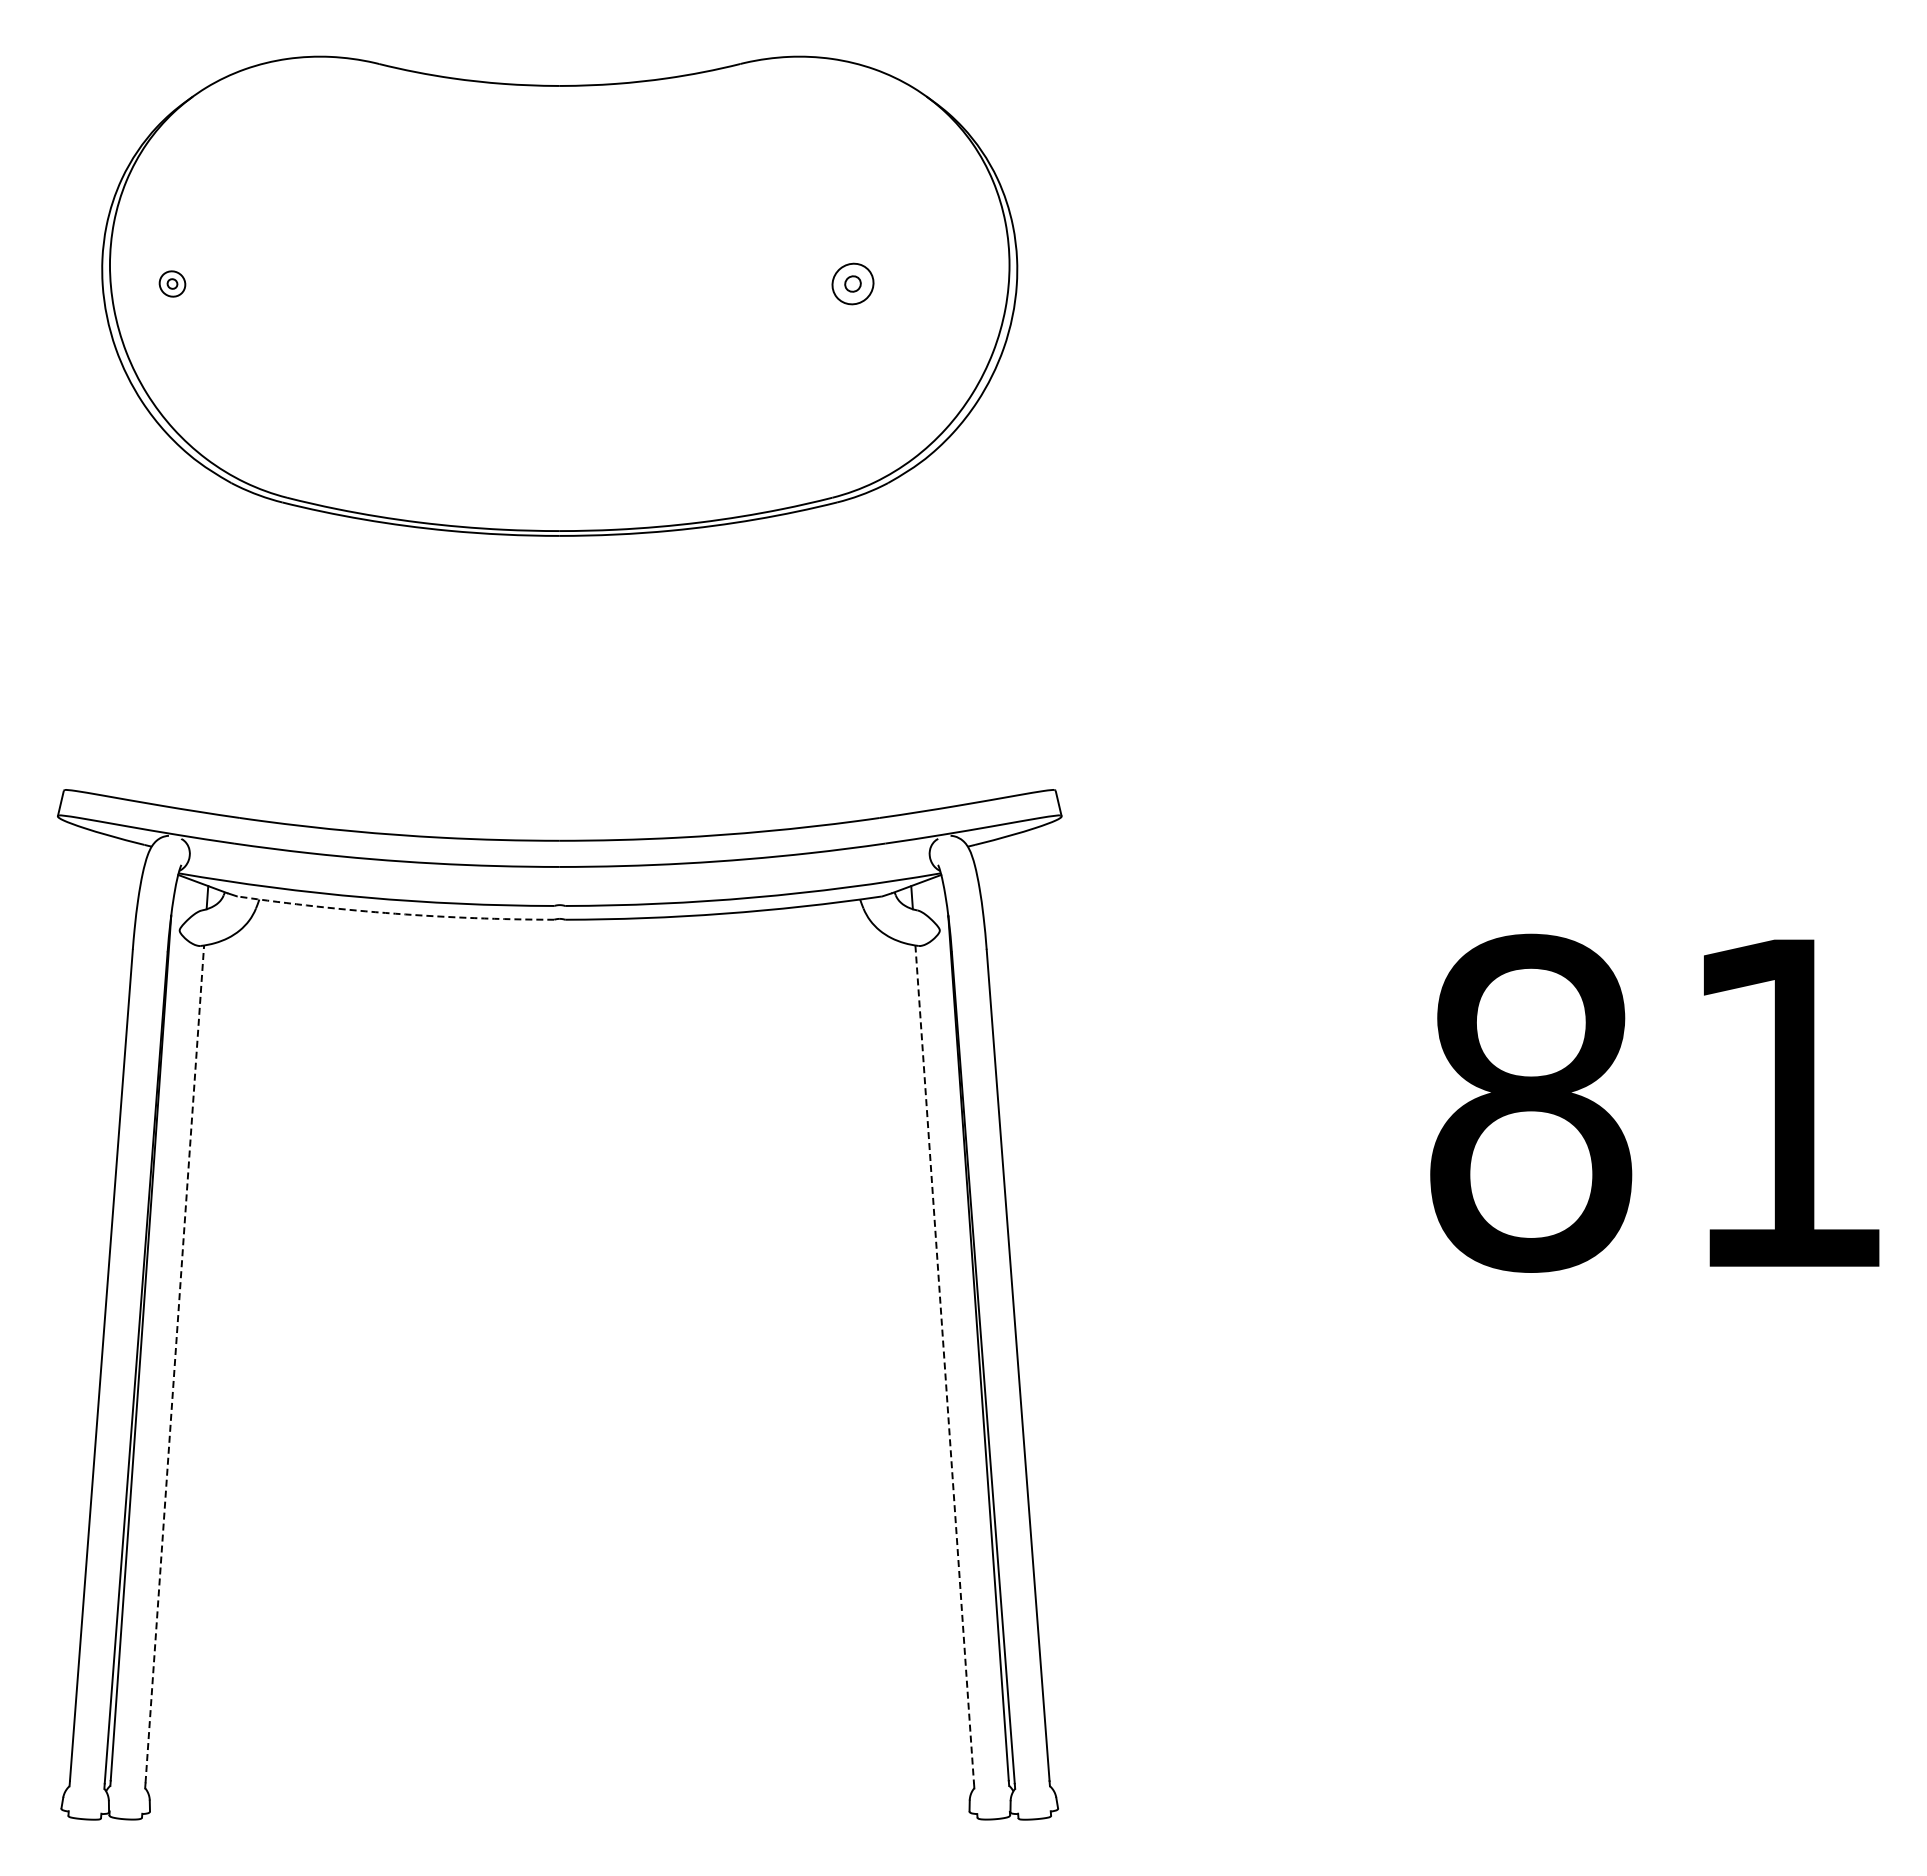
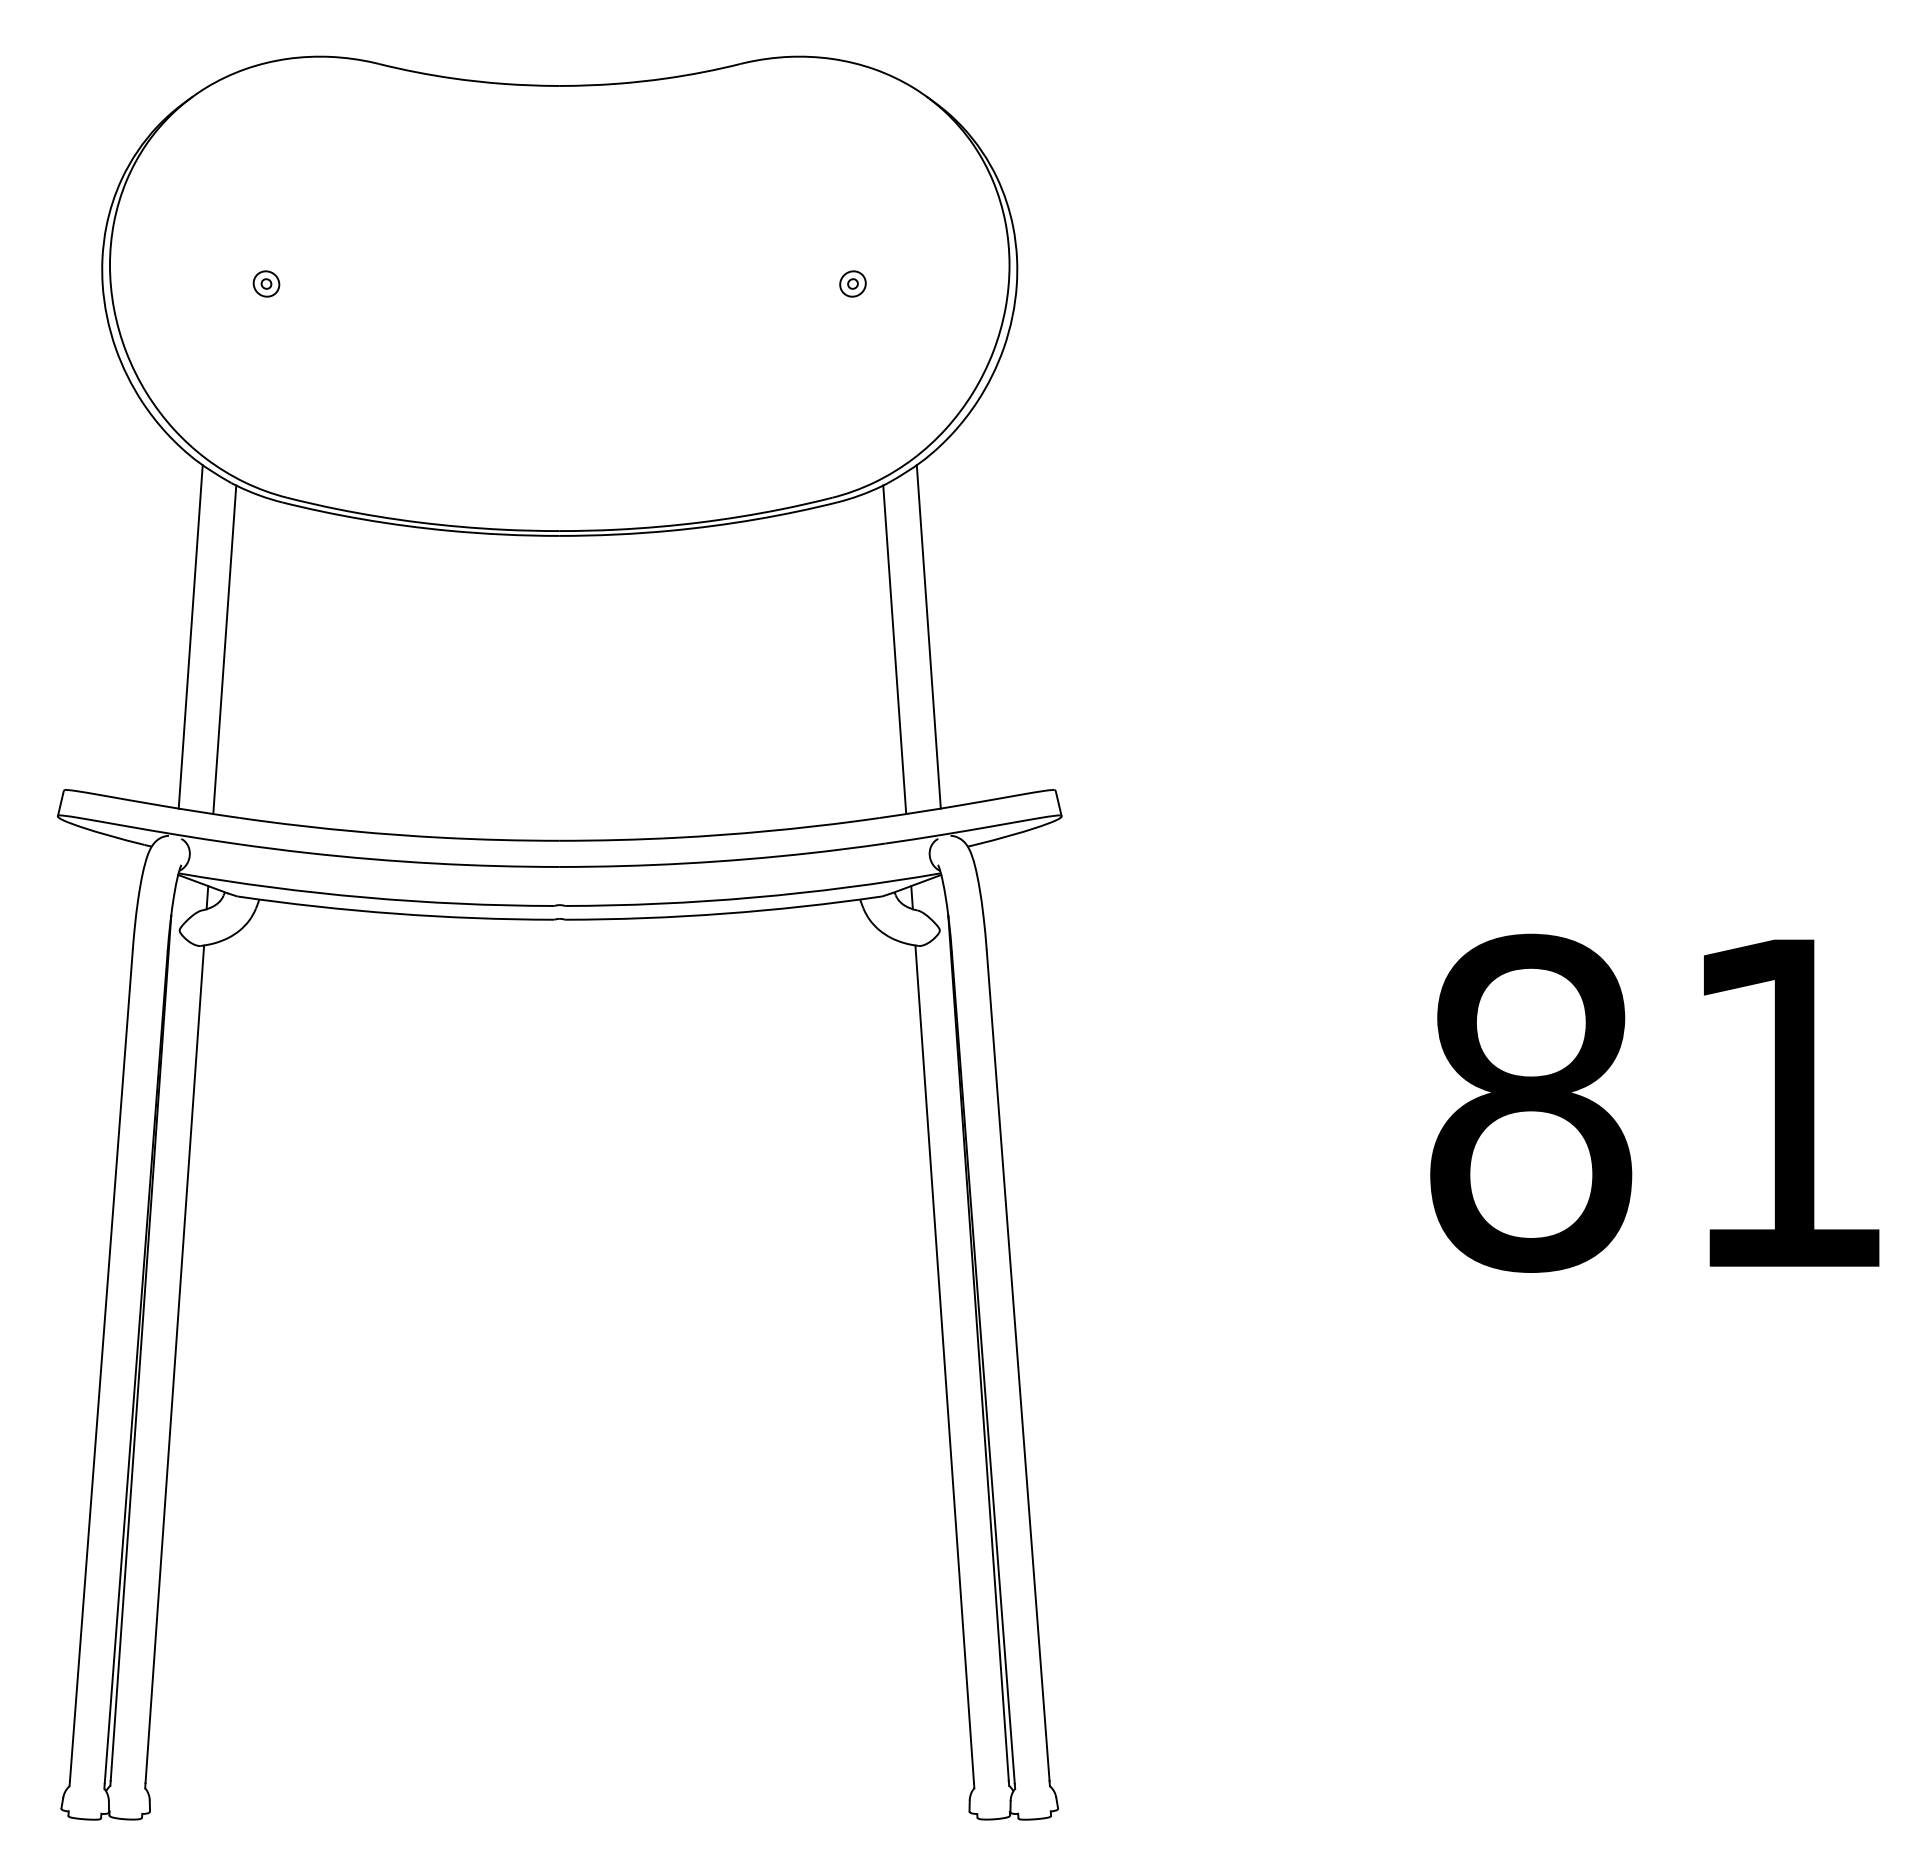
part position: (172, 283) -> (266, 283) (266, 283)
part size: 44x44 px -> 28x28 px (852, 283)
line: none -> present (190, 636)
line: none -> present (928, 636)
line: none -> present (224, 649)
line: none -> present (894, 649)
arc: dashed -> solid (395, 913)
line: dashed -> solid (174, 1364)
line: dashed -> solid (944, 1364)
